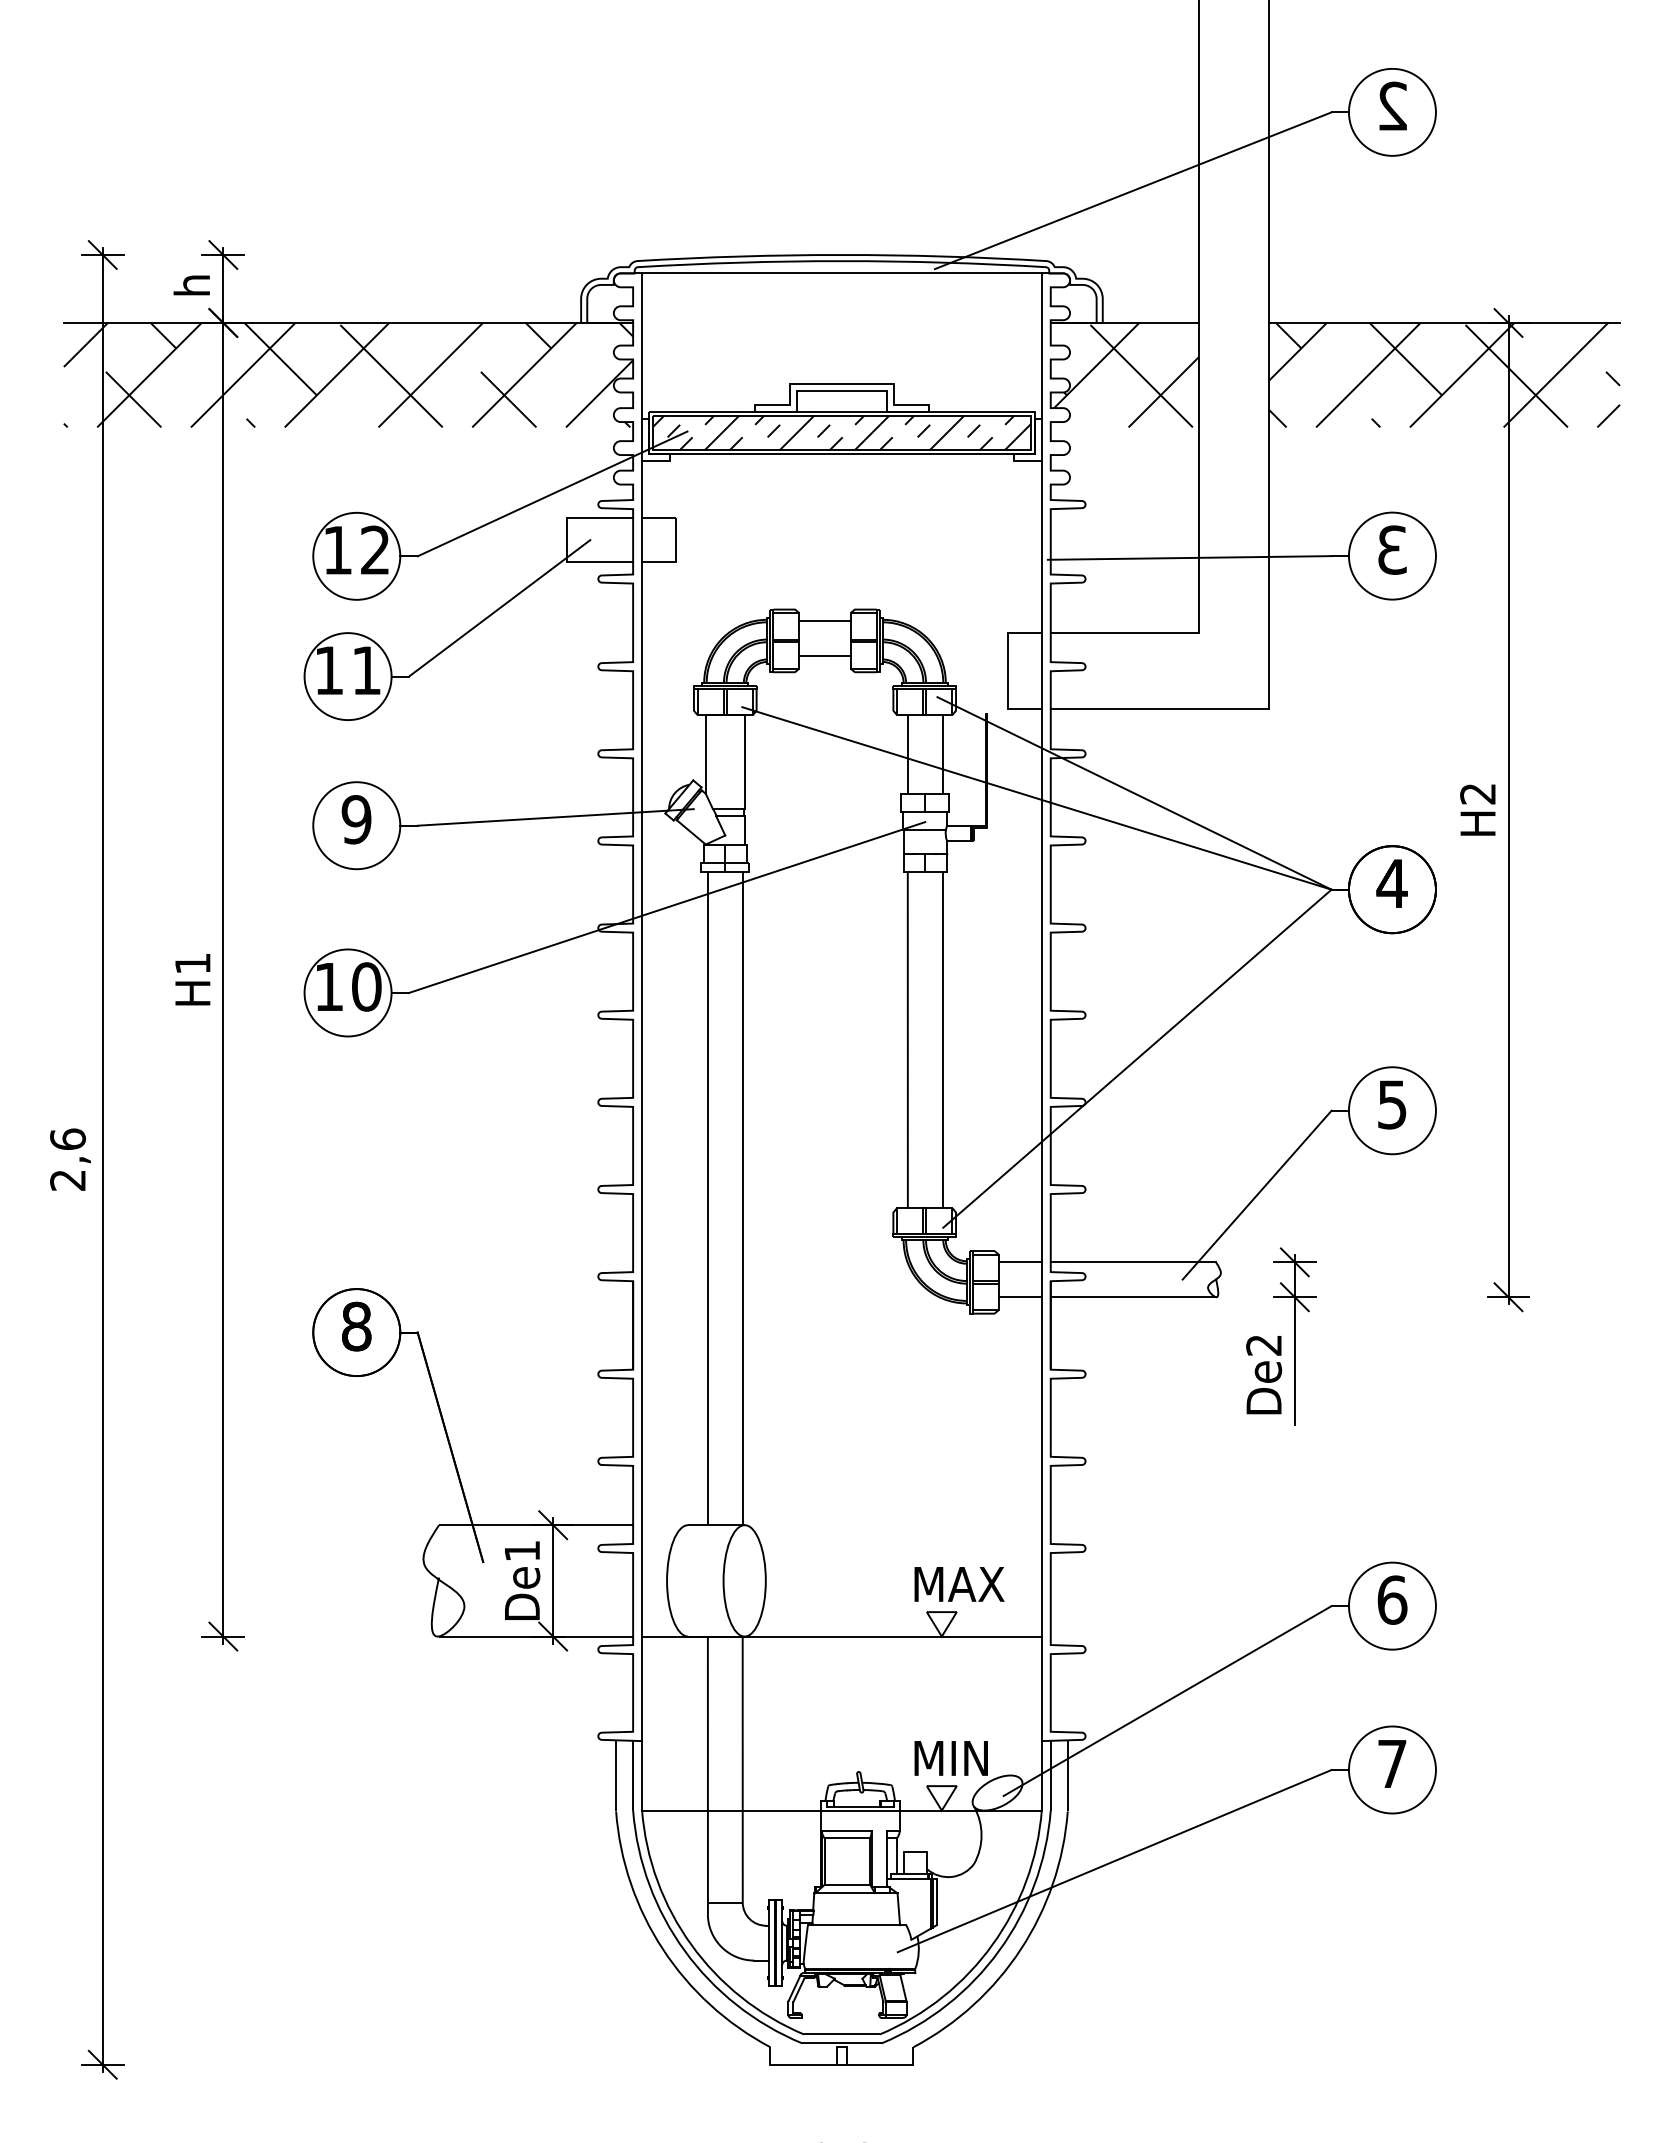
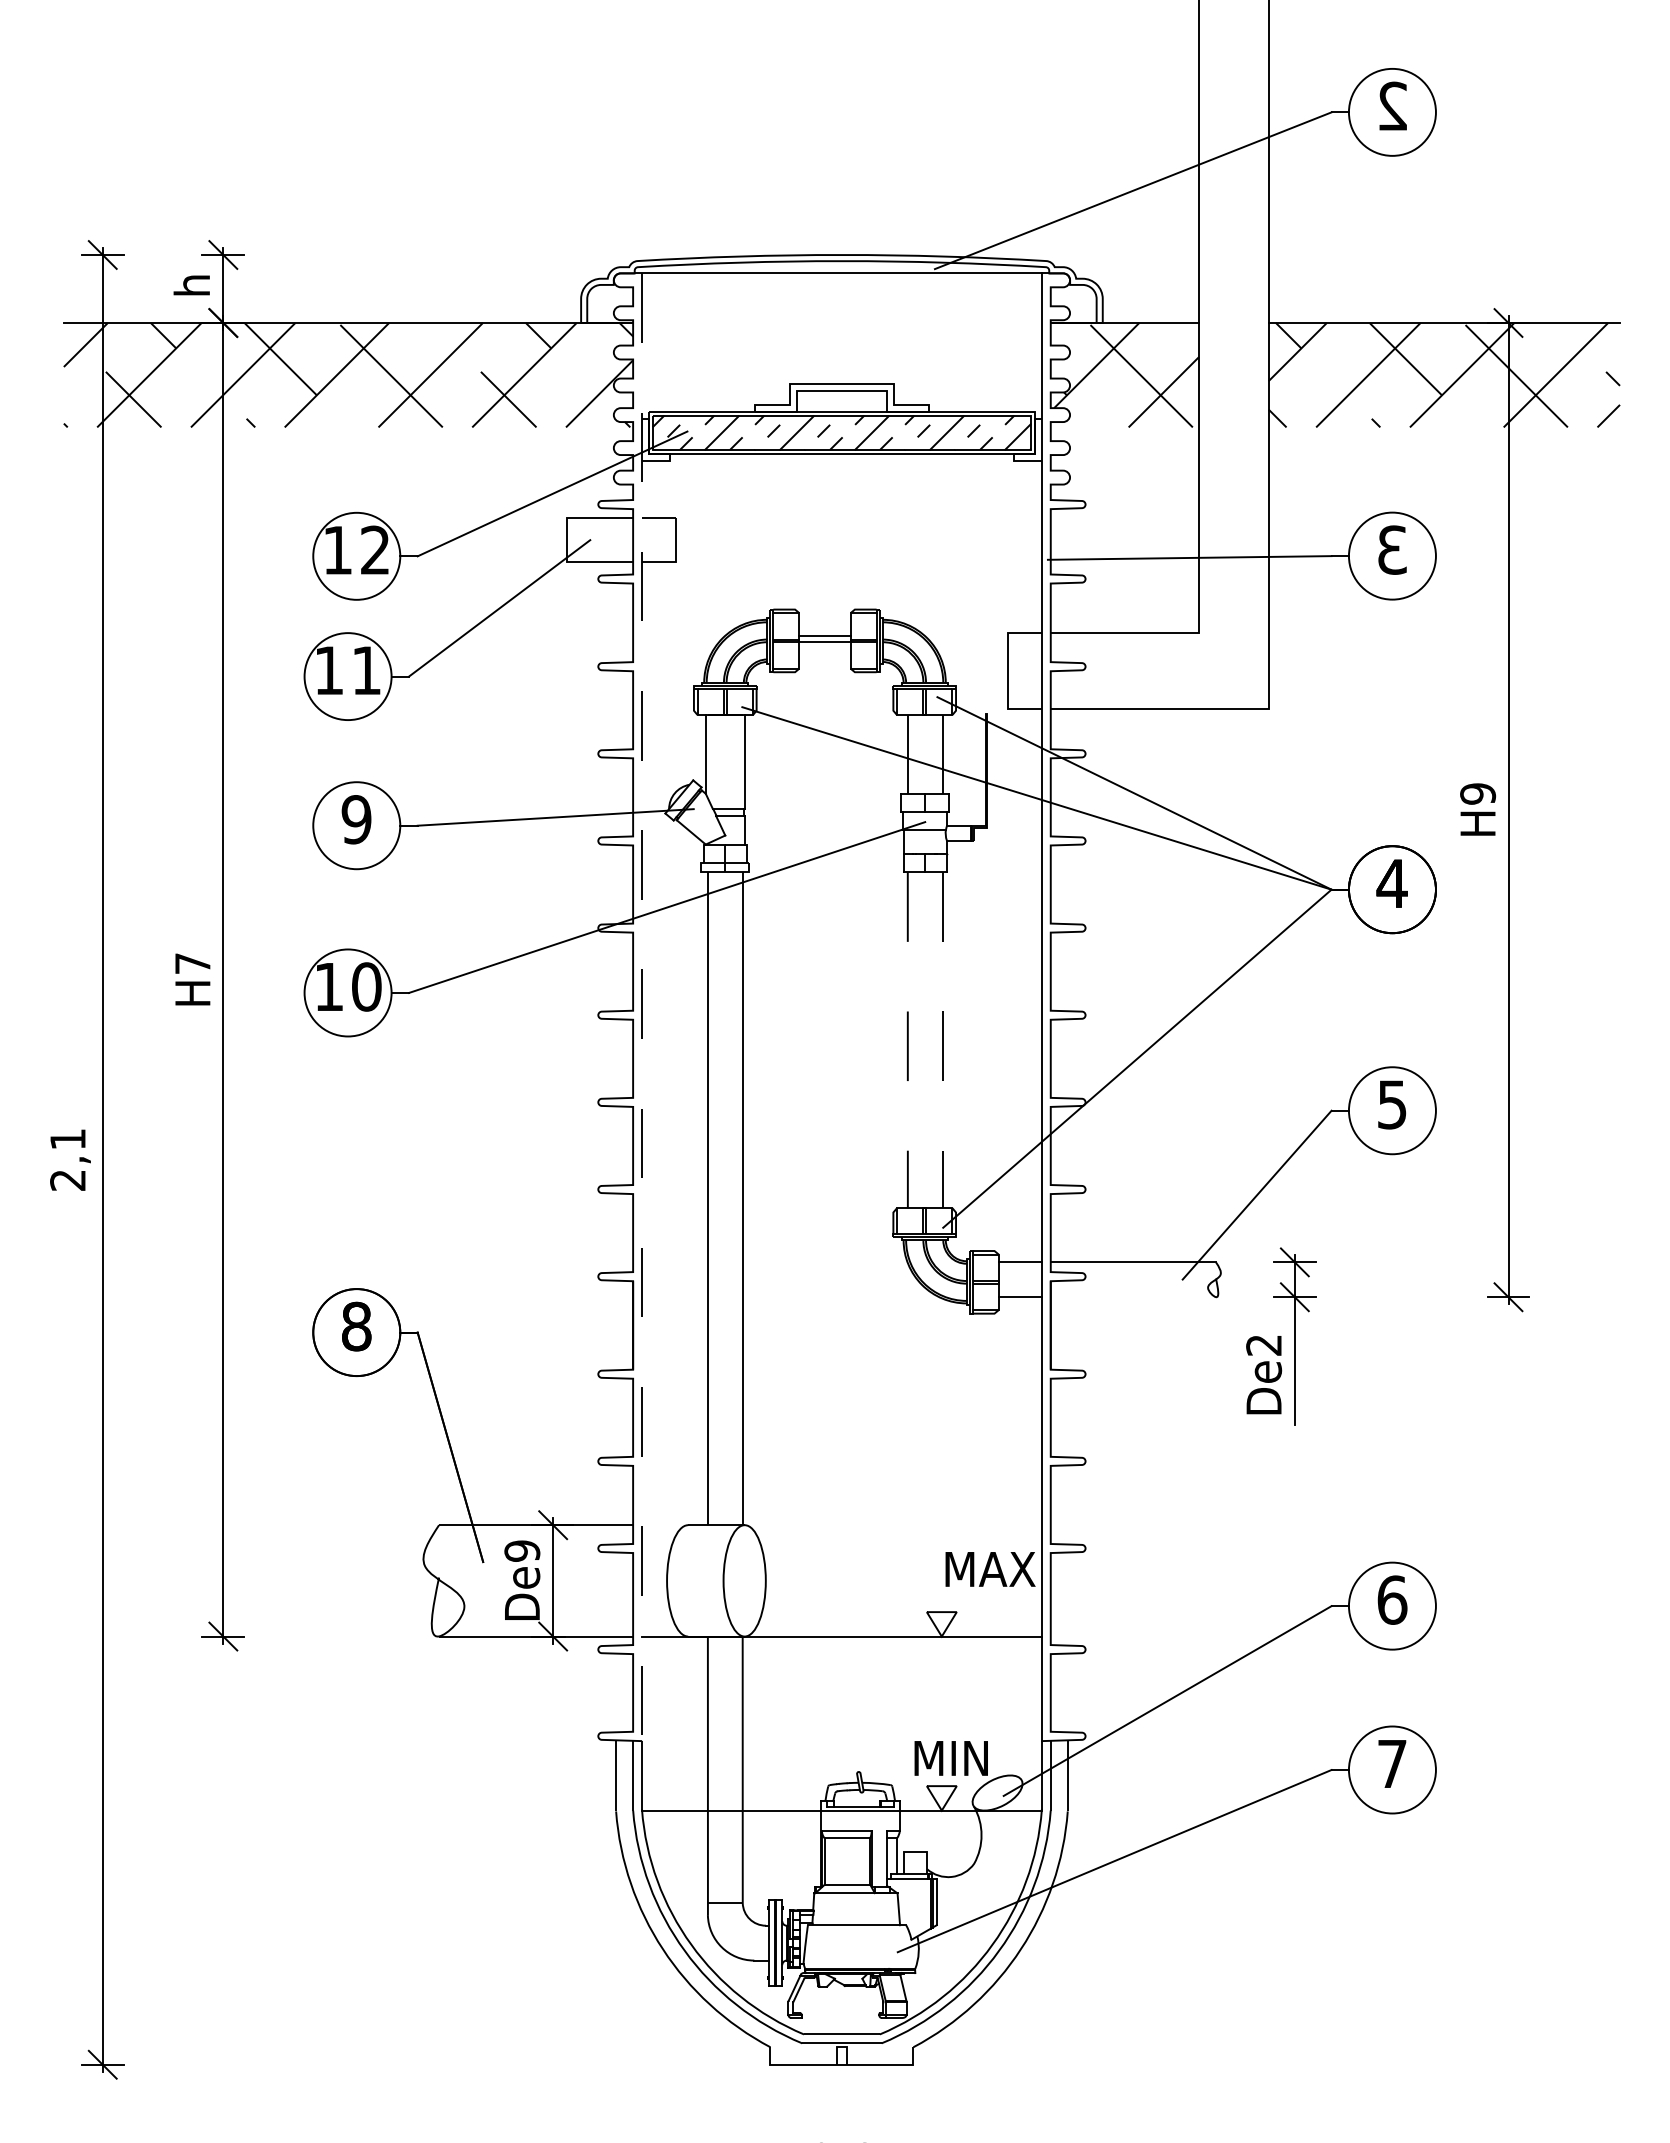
line position: (824, 620) -> (824, 641) (824, 641)
line position: (825, 655) -> (825, 635) (825, 635)
text: H2 -> H9 (1478, 793)
text: H1 -> H7 (192, 963)
line: solid -> dashed (642, 1007)
line: solid -> dashed (907, 1040)
line: solid -> dashed (942, 1040)
text: 2,6 -> 2,1 (67, 1138)
line: present -> none (1133, 1297)
text: De1 -> De9 (522, 1550)
text position: (959, 1584) -> (990, 1569) (990, 1569)
